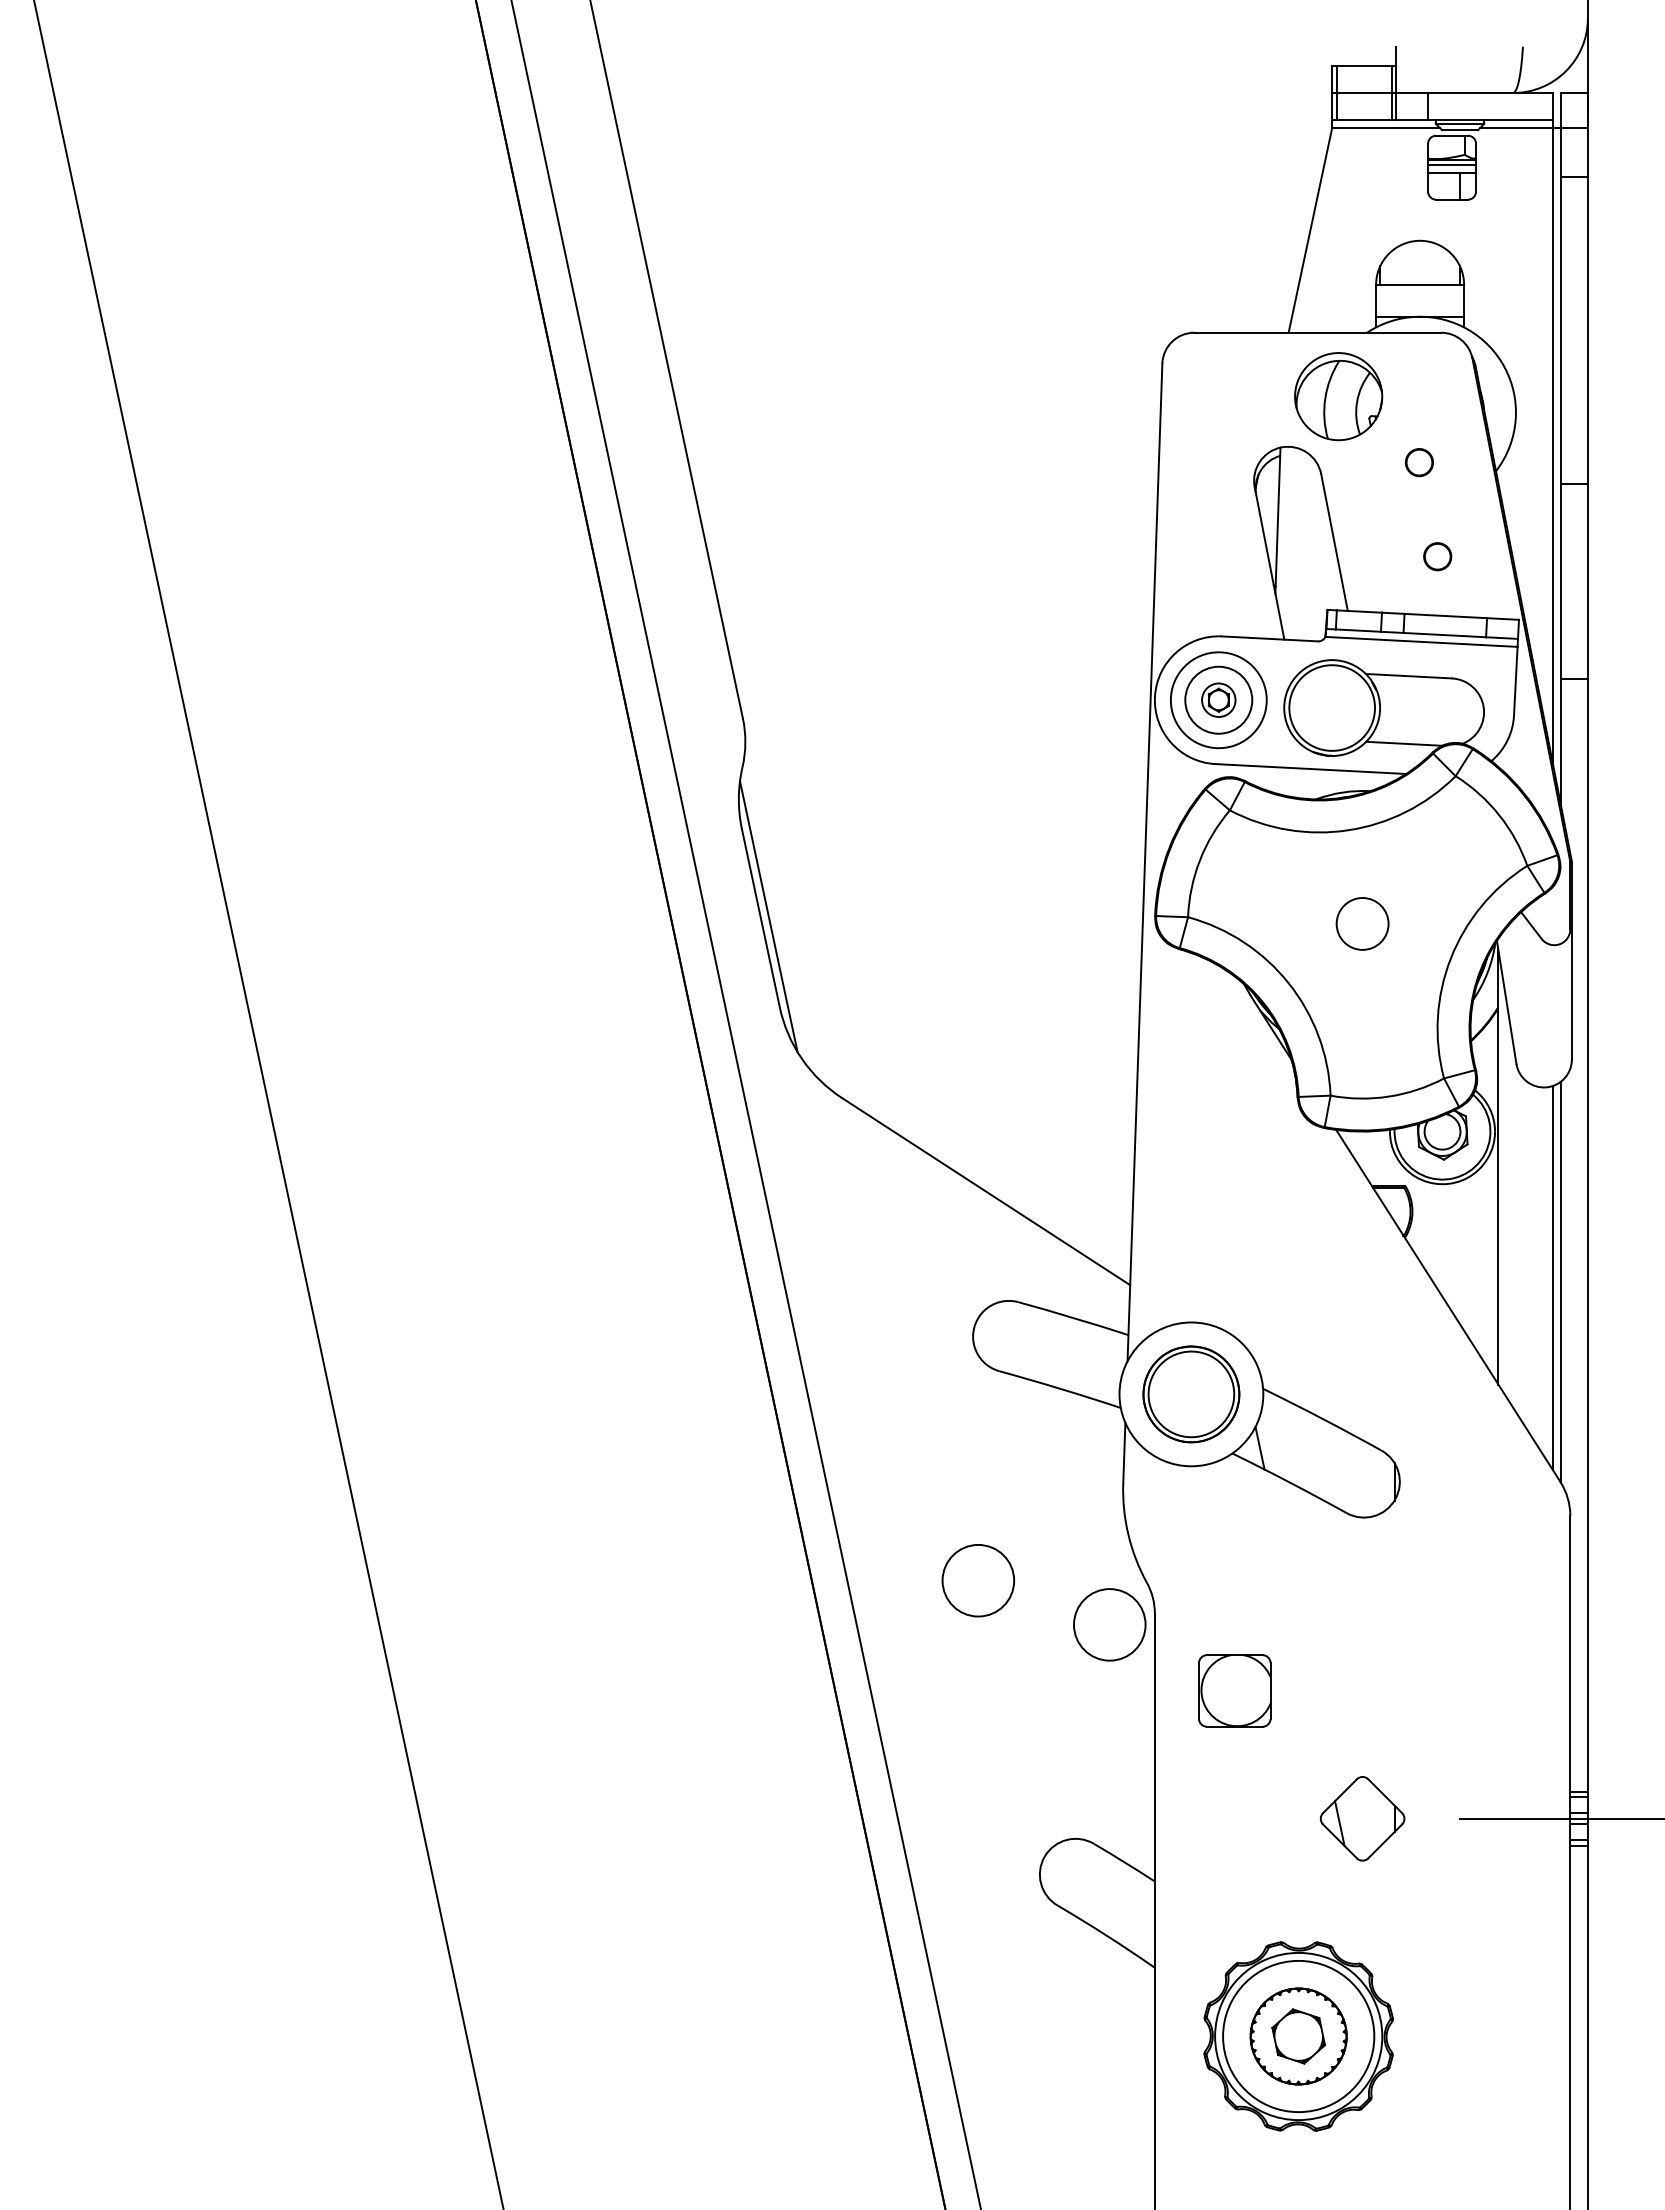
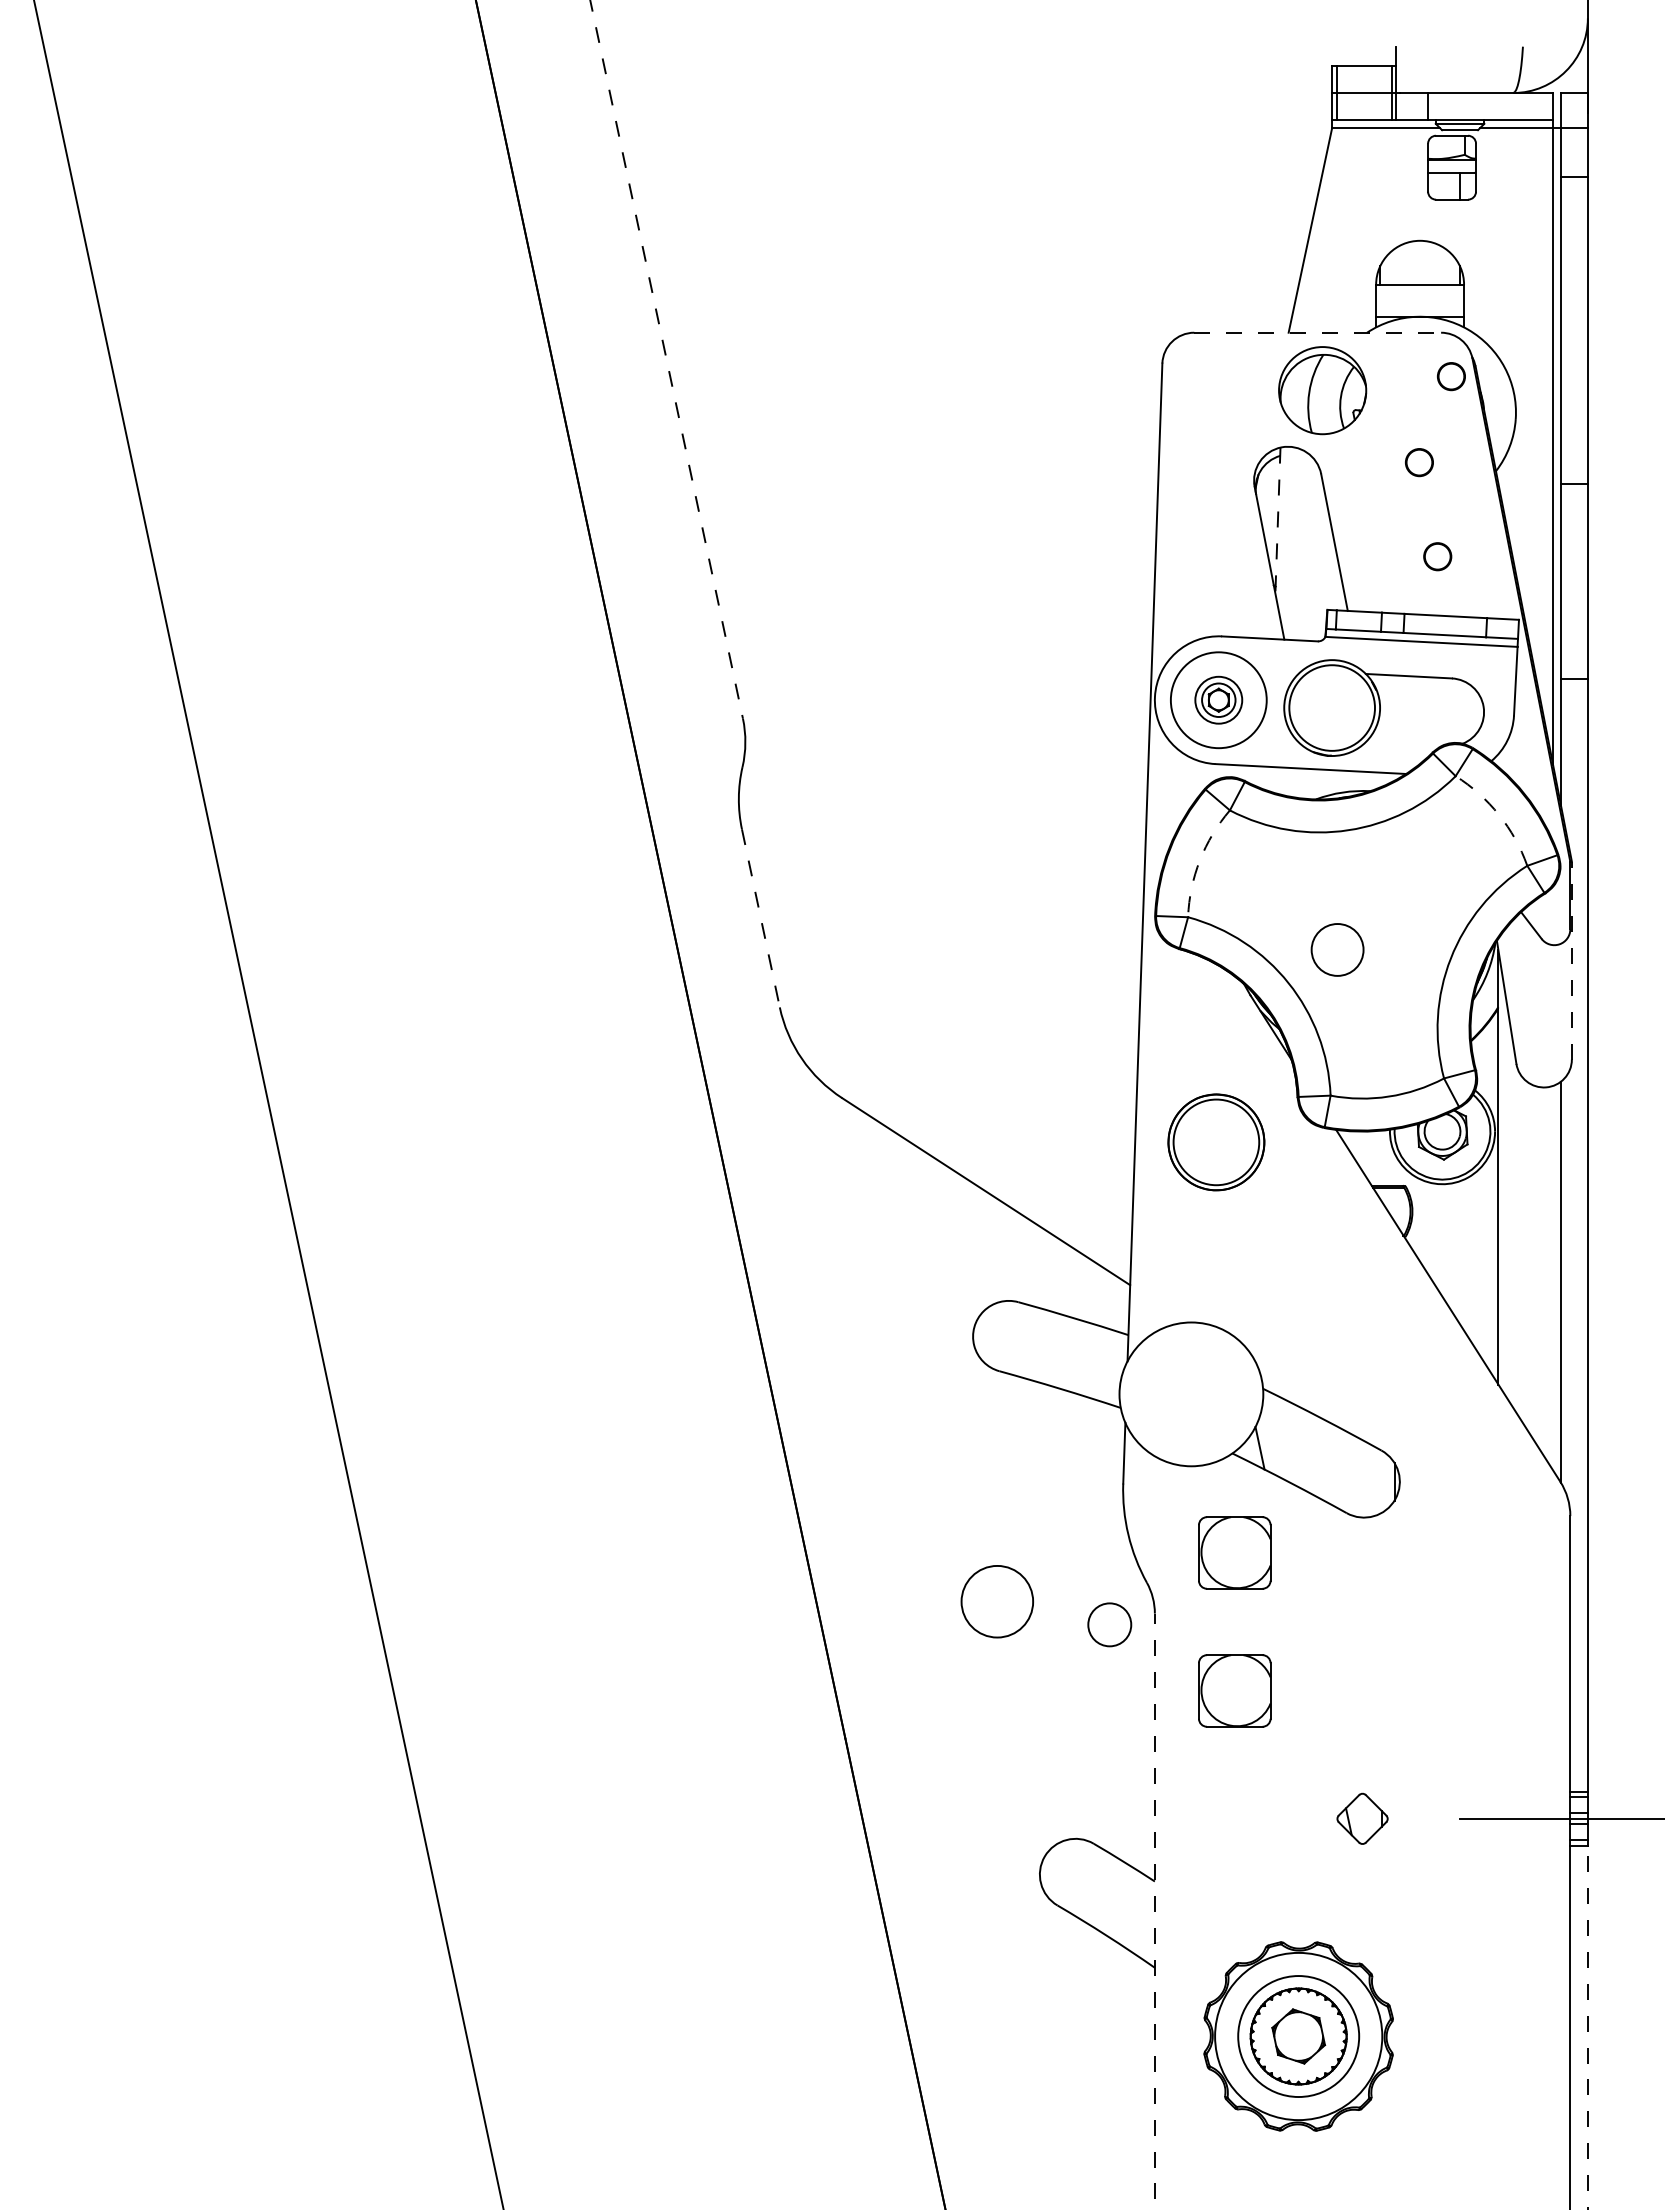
line: present -> none (1452, 164)
line: solid -> dashed (1318, 332)
line: solid -> dashed (666, 359)
circle: none -> present (1451, 376)
part position: (1338, 396) -> (1322, 390) (1322, 390)
line: solid -> dashed (1277, 521)
circle diameter: 67 px -> 47 px (1218, 699)
line: present -> none (1404, 743)
arc: solid -> dashed (1499, 814)
arc: solid -> dashed (1199, 860)
line: present -> none (768, 916)
line: solid -> dashed (761, 918)
circle position: (1362, 923) -> (1337, 949) (1337, 949)
line: solid -> dashed (1571, 960)
line: present -> none (745, 1104)
line: present -> none (1553, 1277)
part position: (1191, 1394) -> (1216, 1142) (1216, 1142)
part: none -> present (1234, 1552)
circle position: (977, 1580) -> (996, 1601) (996, 1601)
circle diameter: 72 px -> 43 px (1109, 1624)
part size: 87x86 px -> 53x53 px (1362, 1818)
line: solid -> dashed (1154, 1911)
line: solid -> dashed (1587, 2027)
circle diameter: 151 px -> 121 px (1298, 2036)
